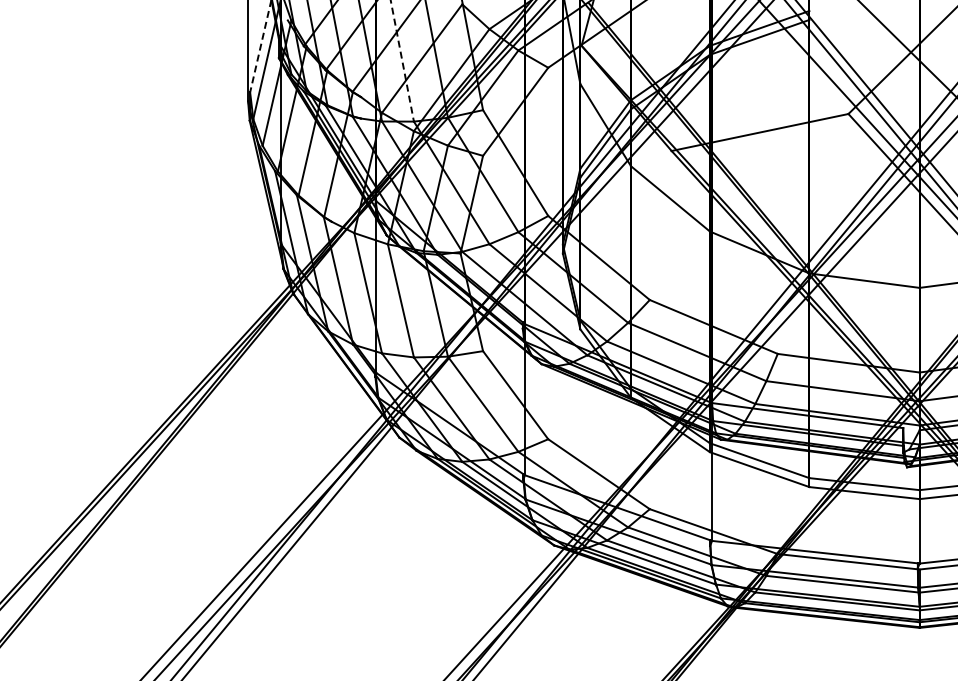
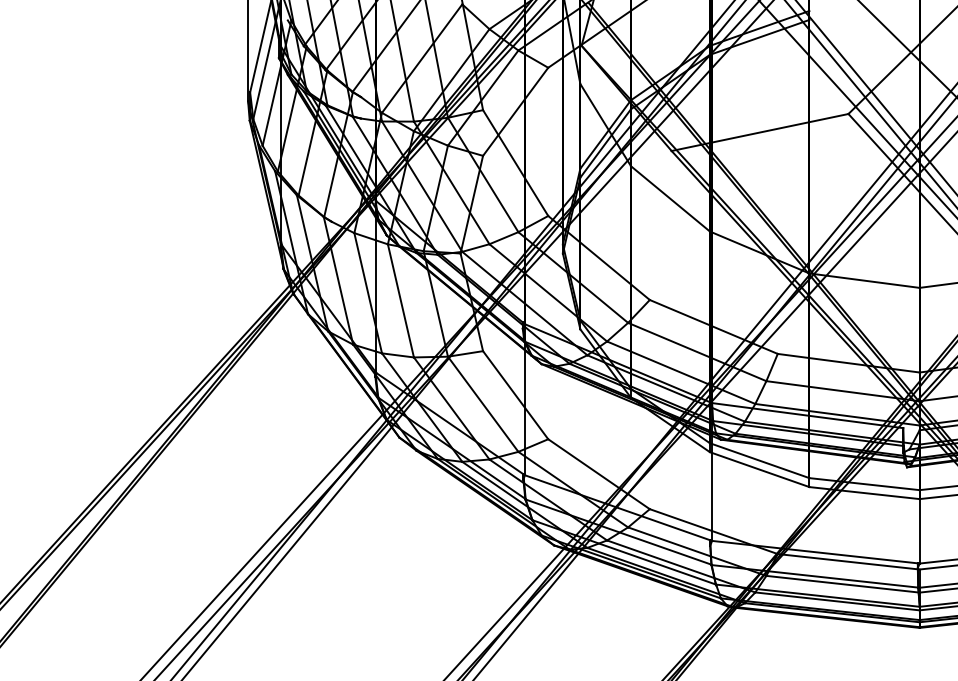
line: dashed -> solid (260, 46)
line: dashed -> solid (402, 61)
